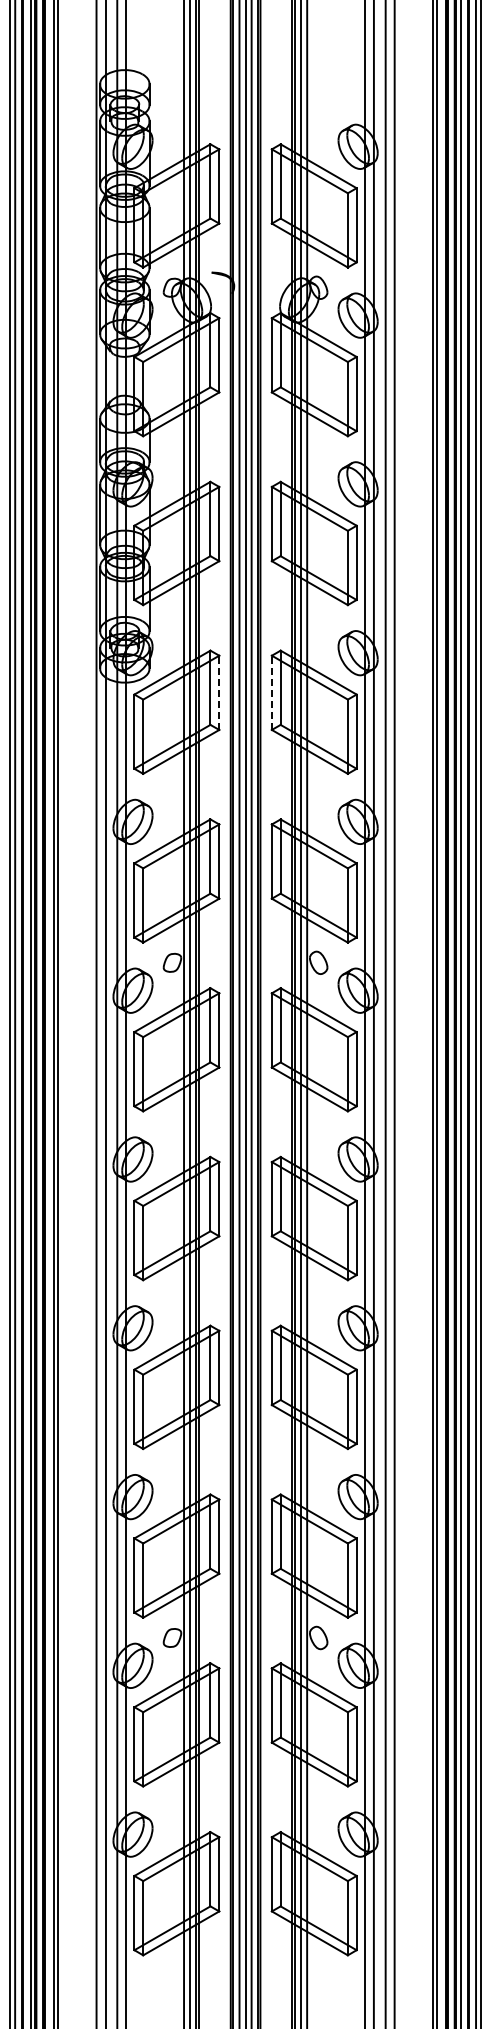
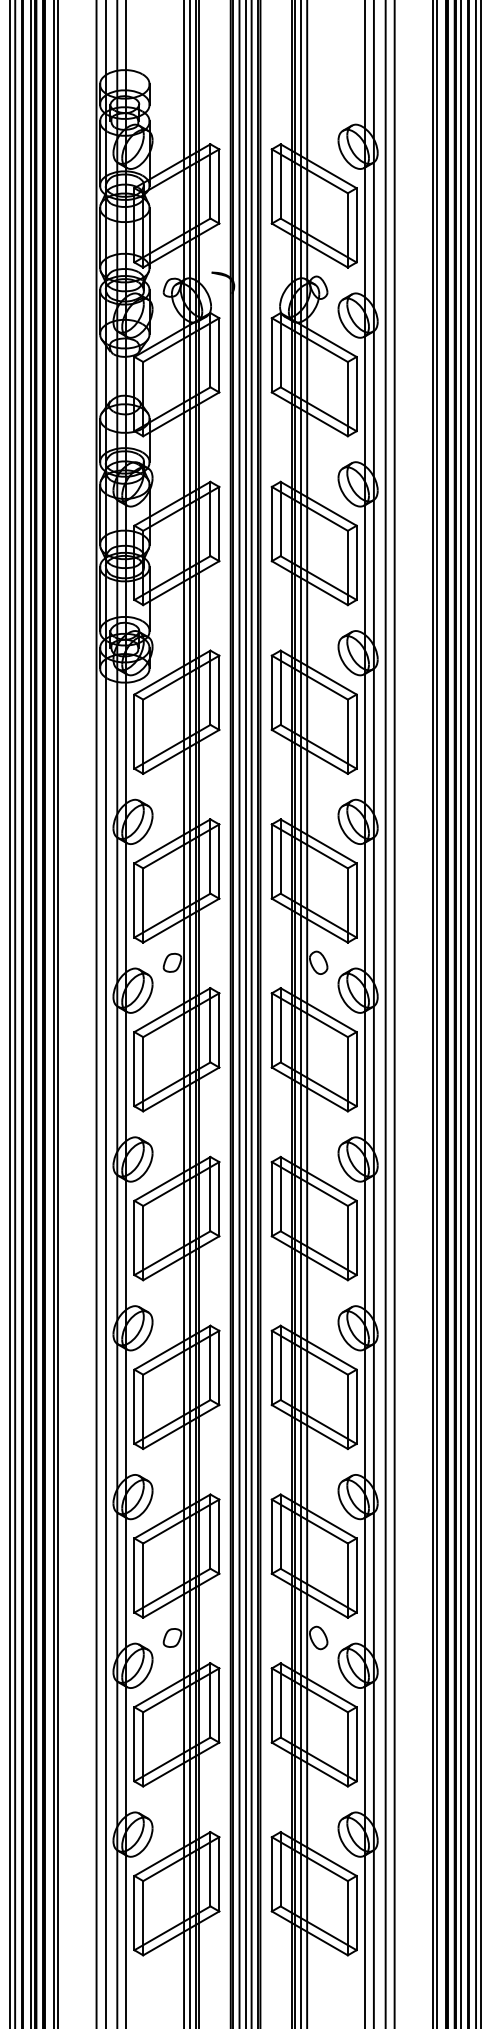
line: dashed -> solid (219, 692)
line: dashed -> solid (271, 692)
